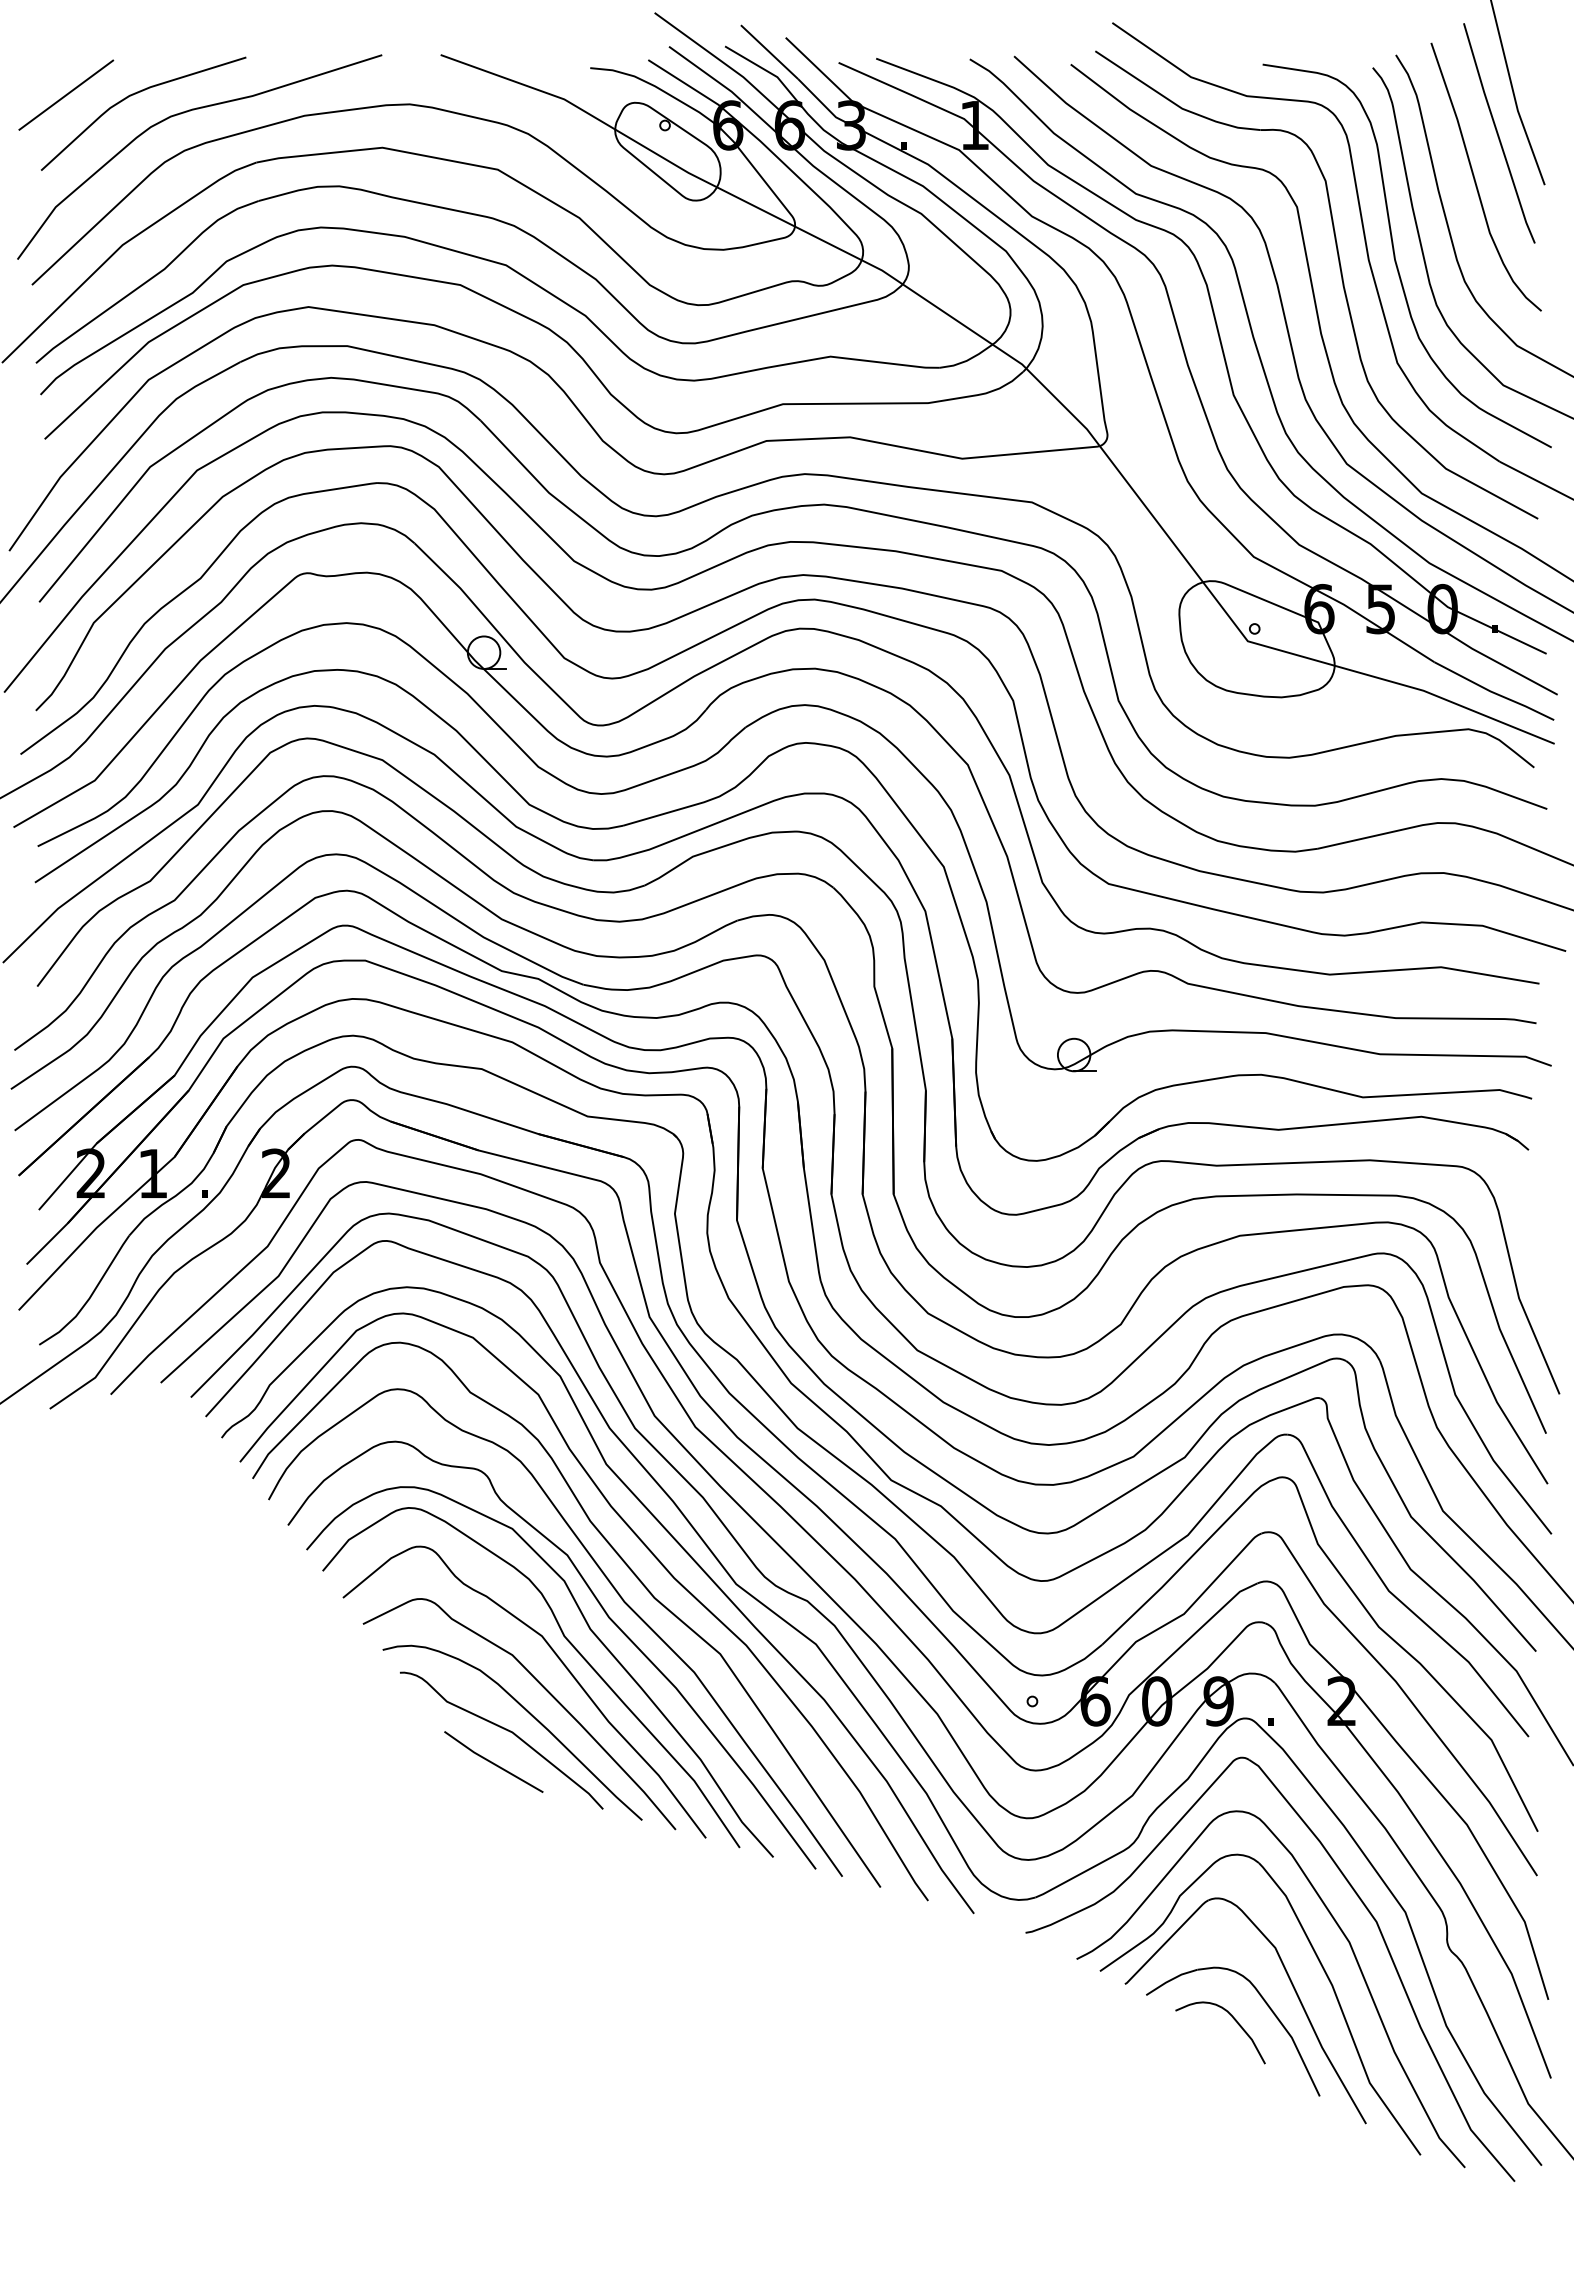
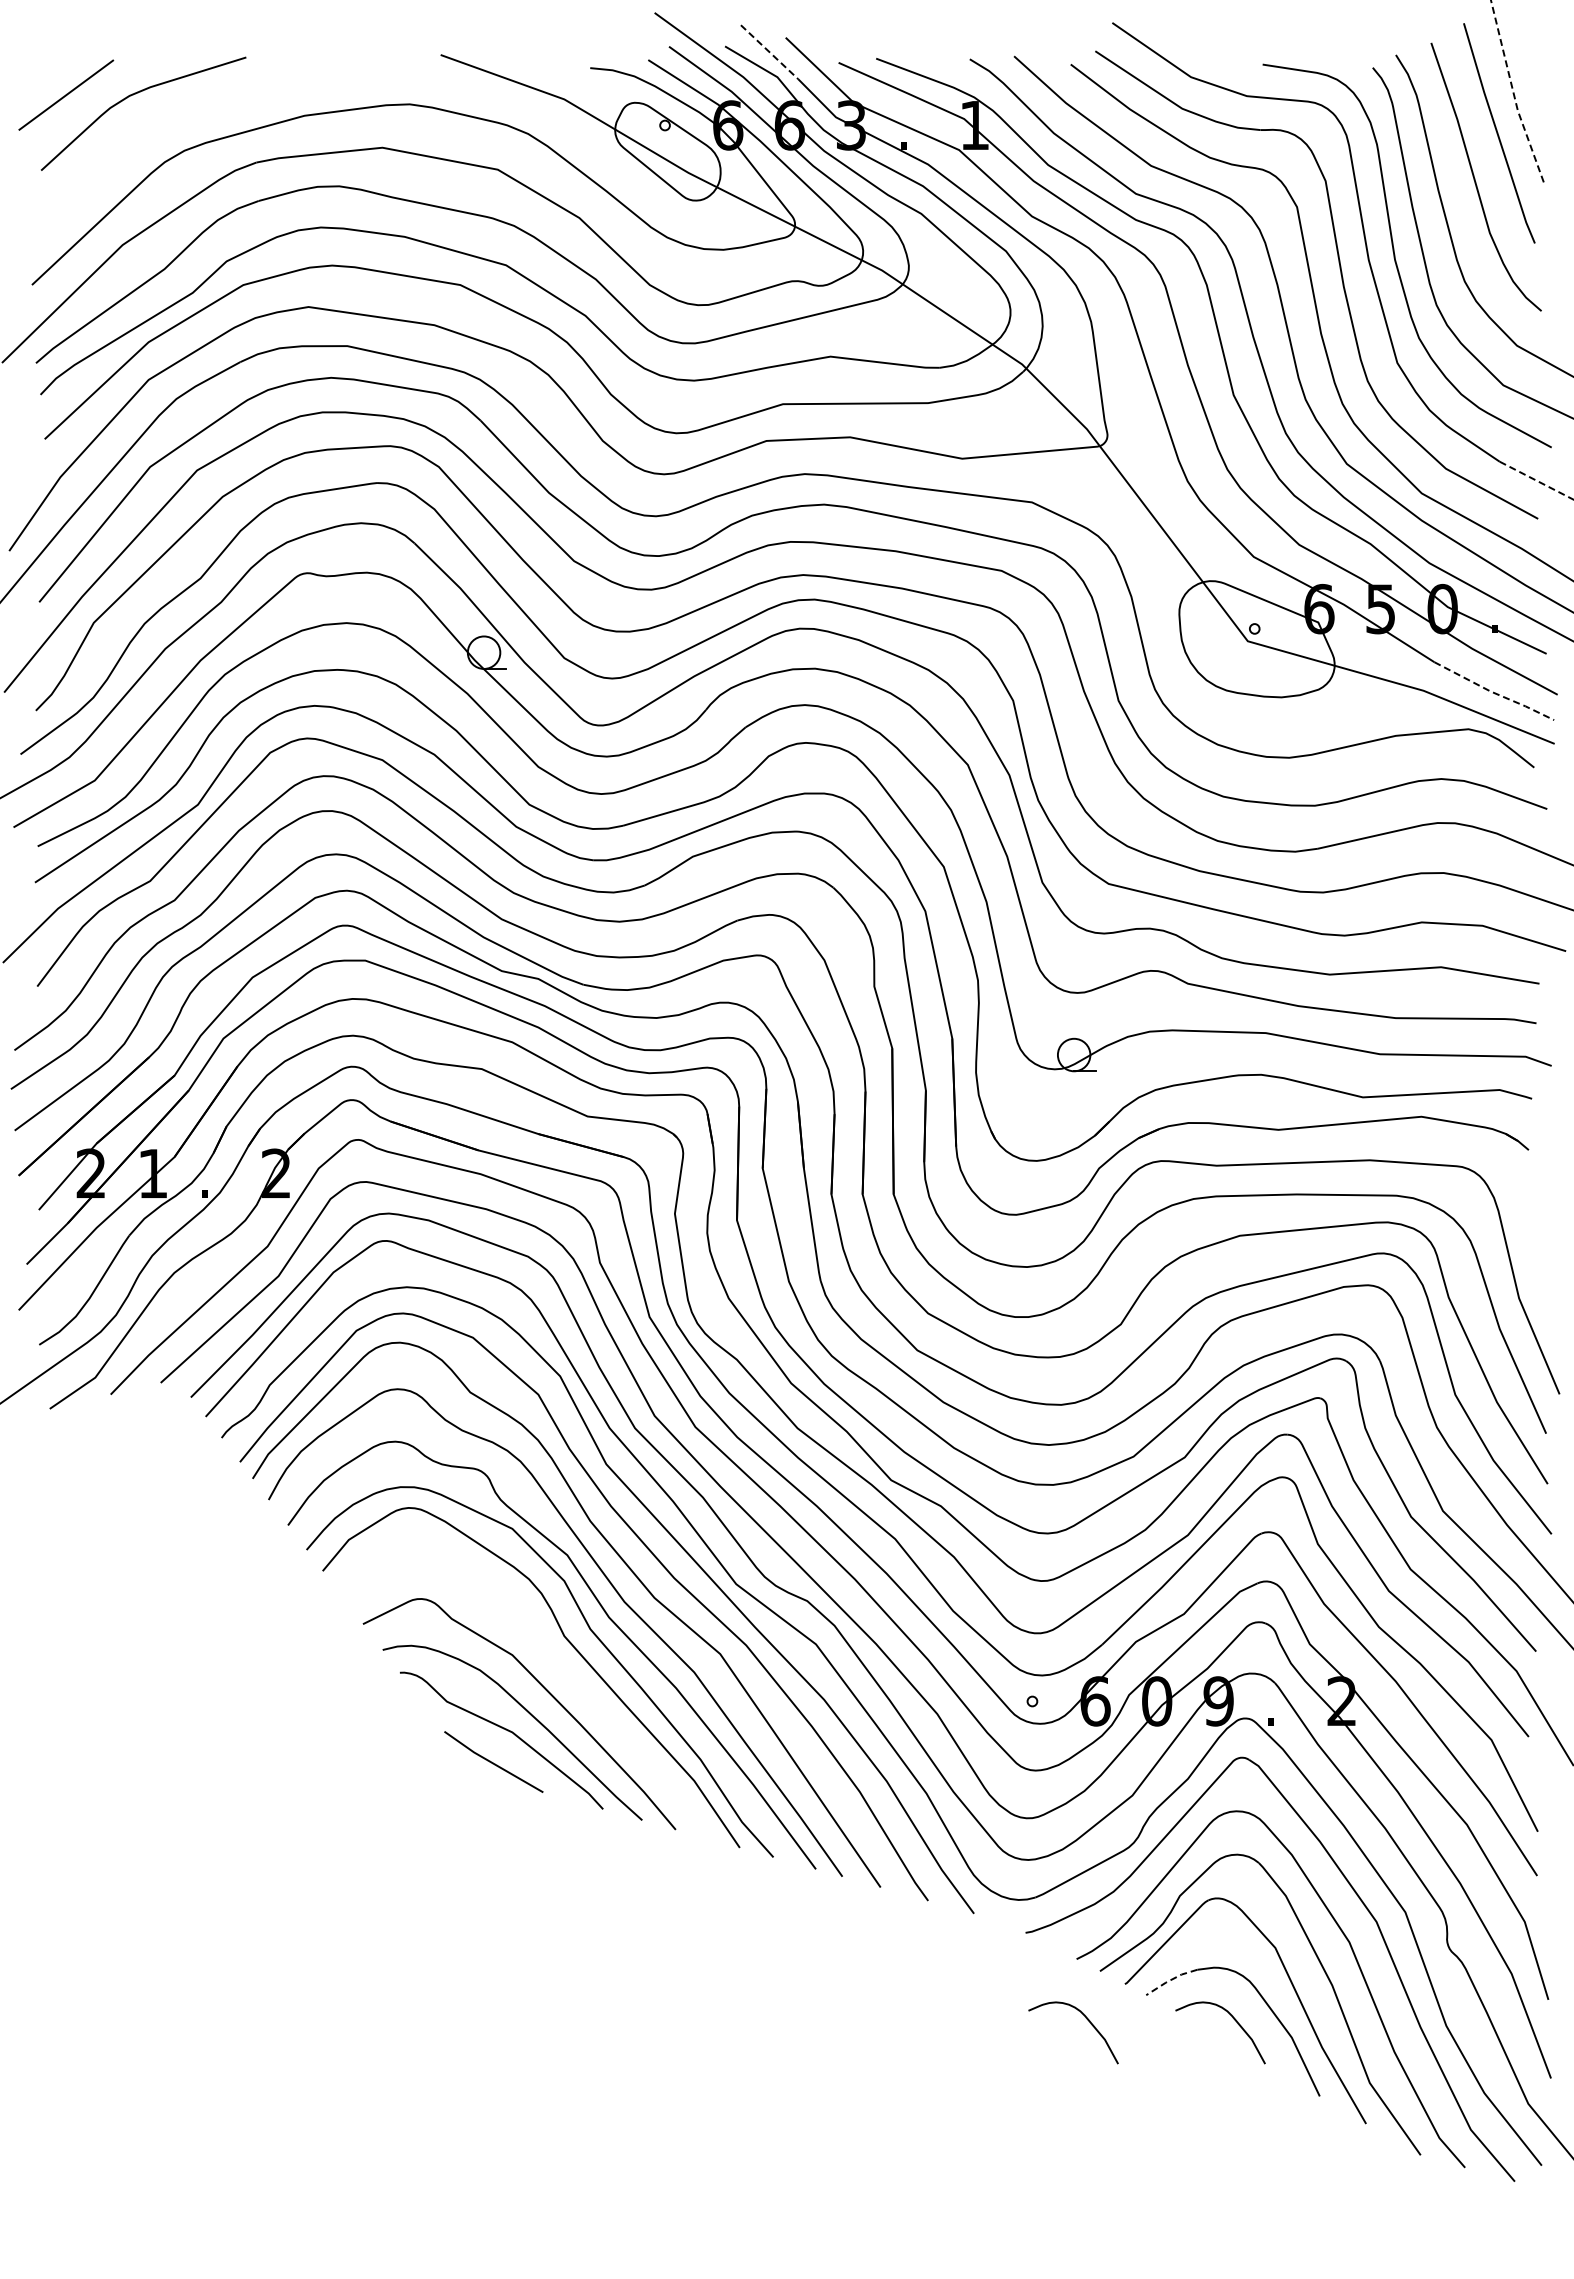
line: solid -> dashed (769, 52)
line: solid -> dashed (1513, 94)
curve: present -> none (184, 113)
line: solid -> dashed (1536, 480)
line: solid -> dashed (1494, 692)
curve: present -> none (562, 1664)
line: solid -> dashed (1170, 1980)
curve: none -> present (1086, 2019)
